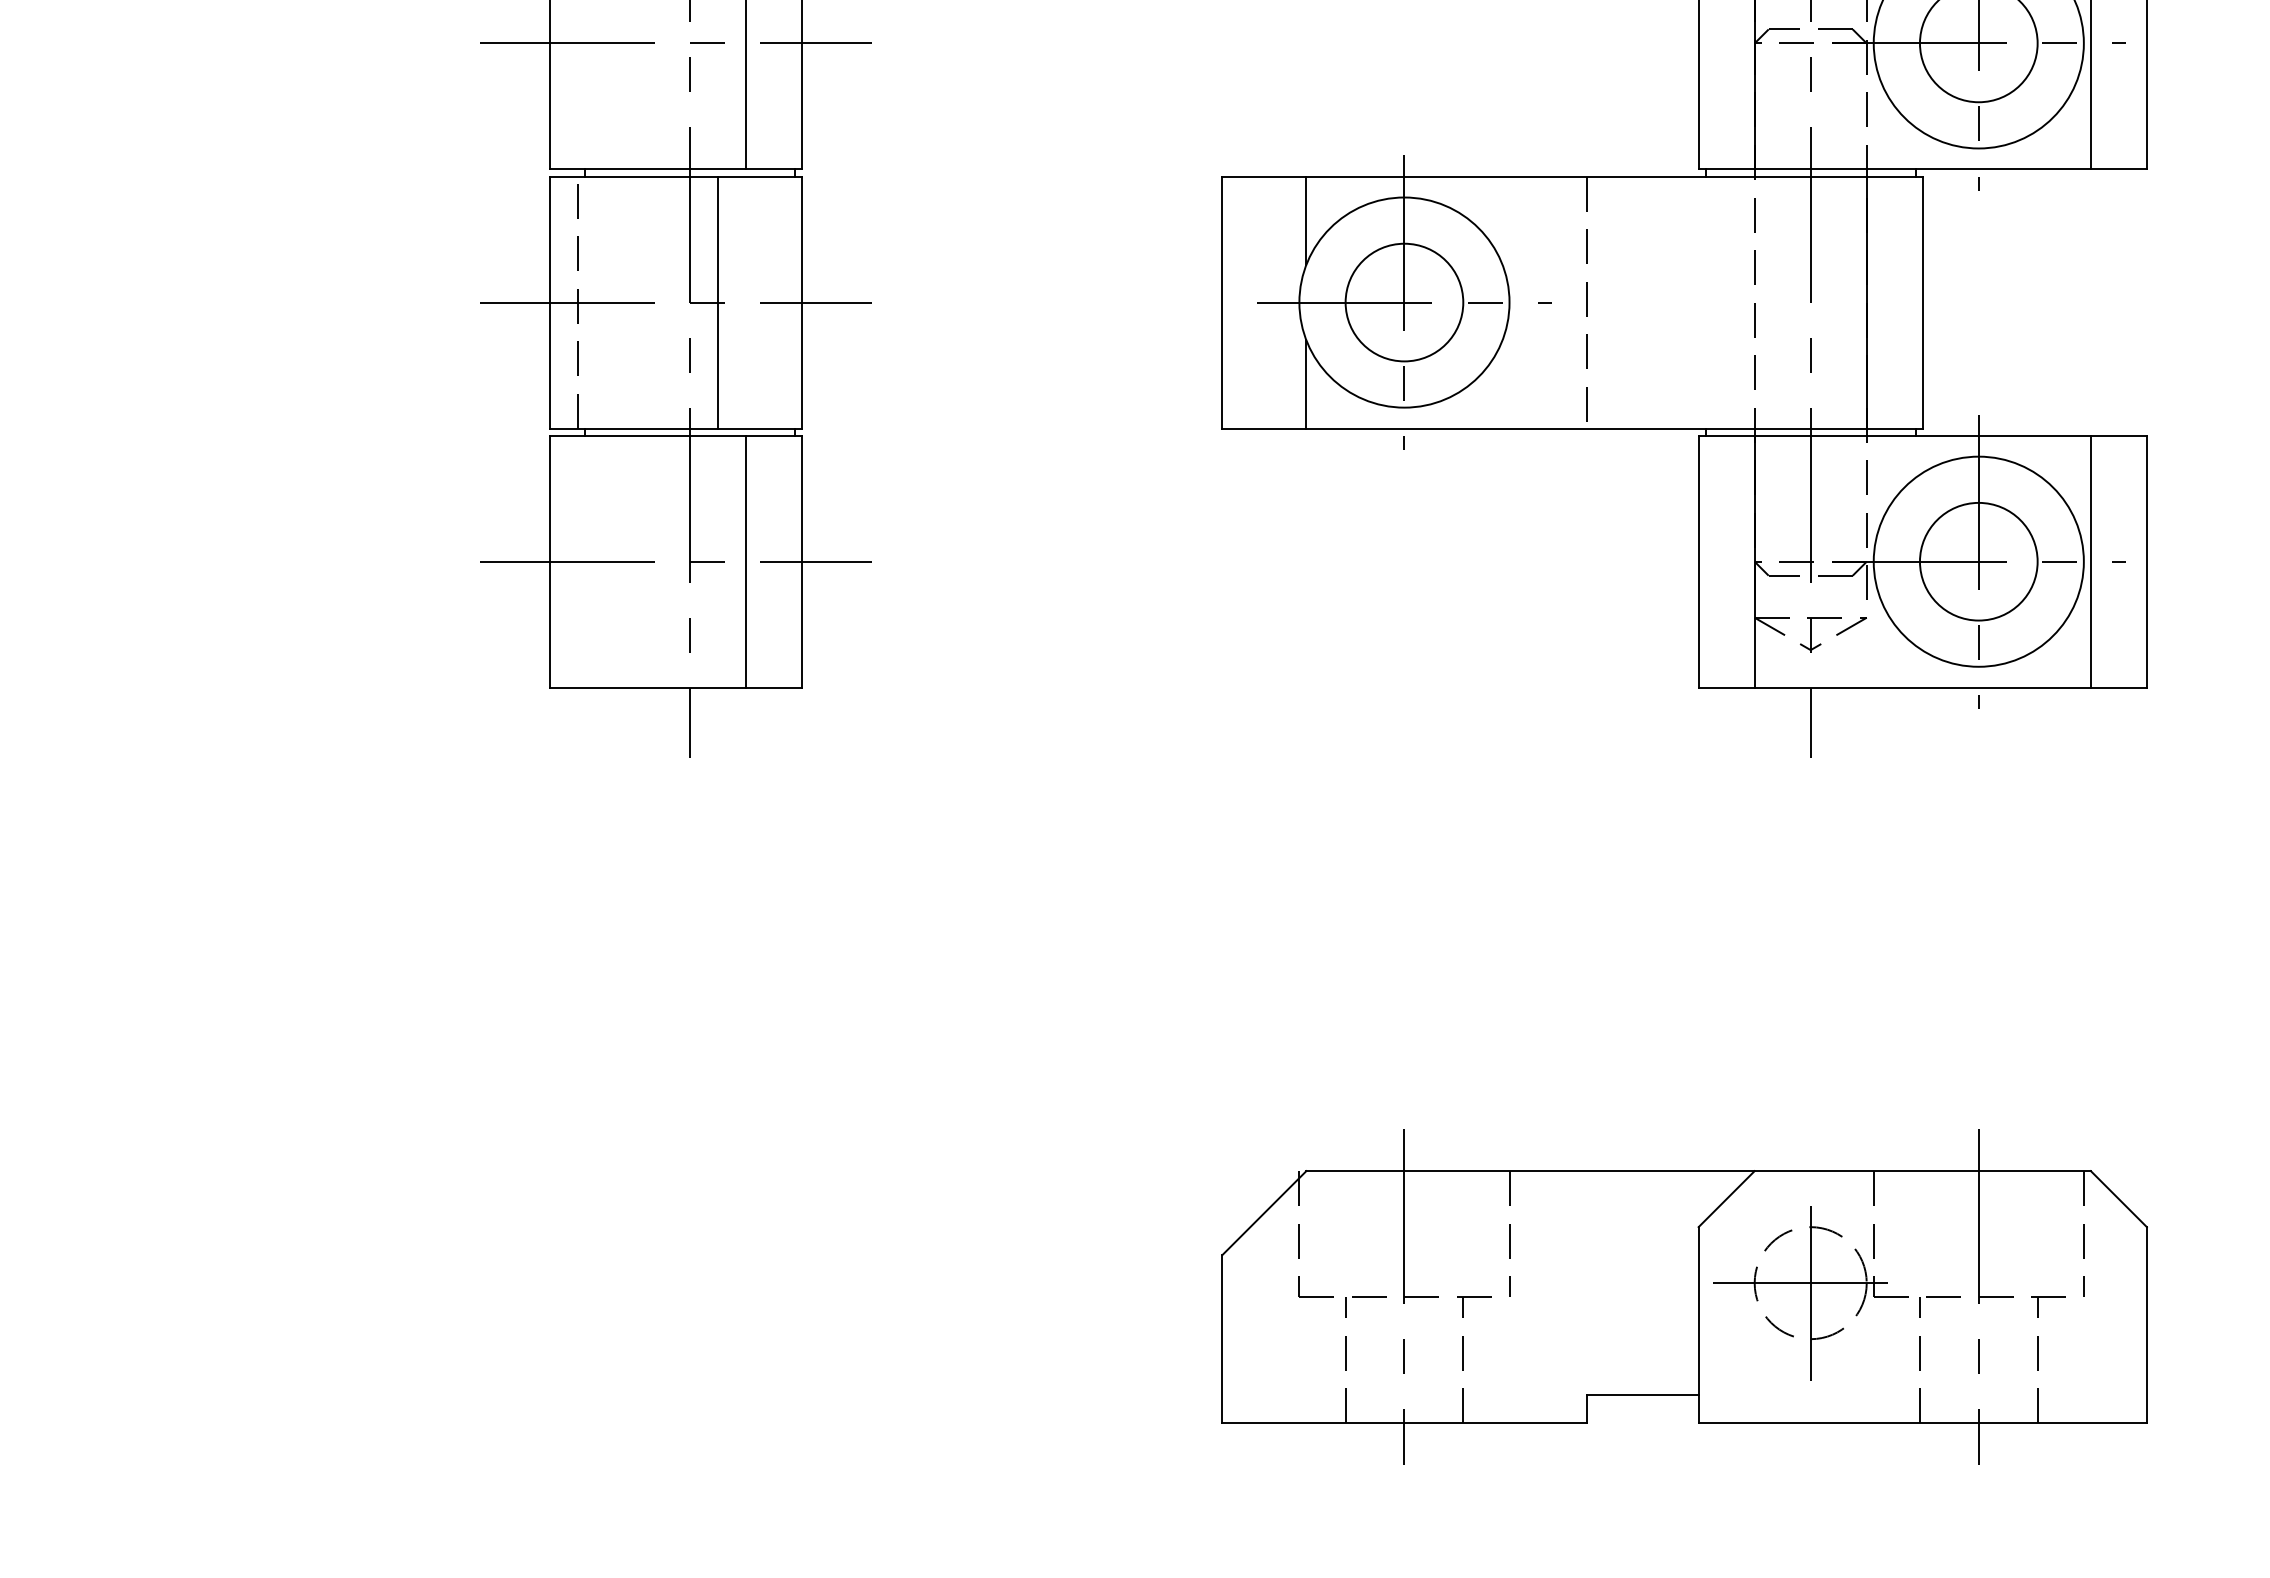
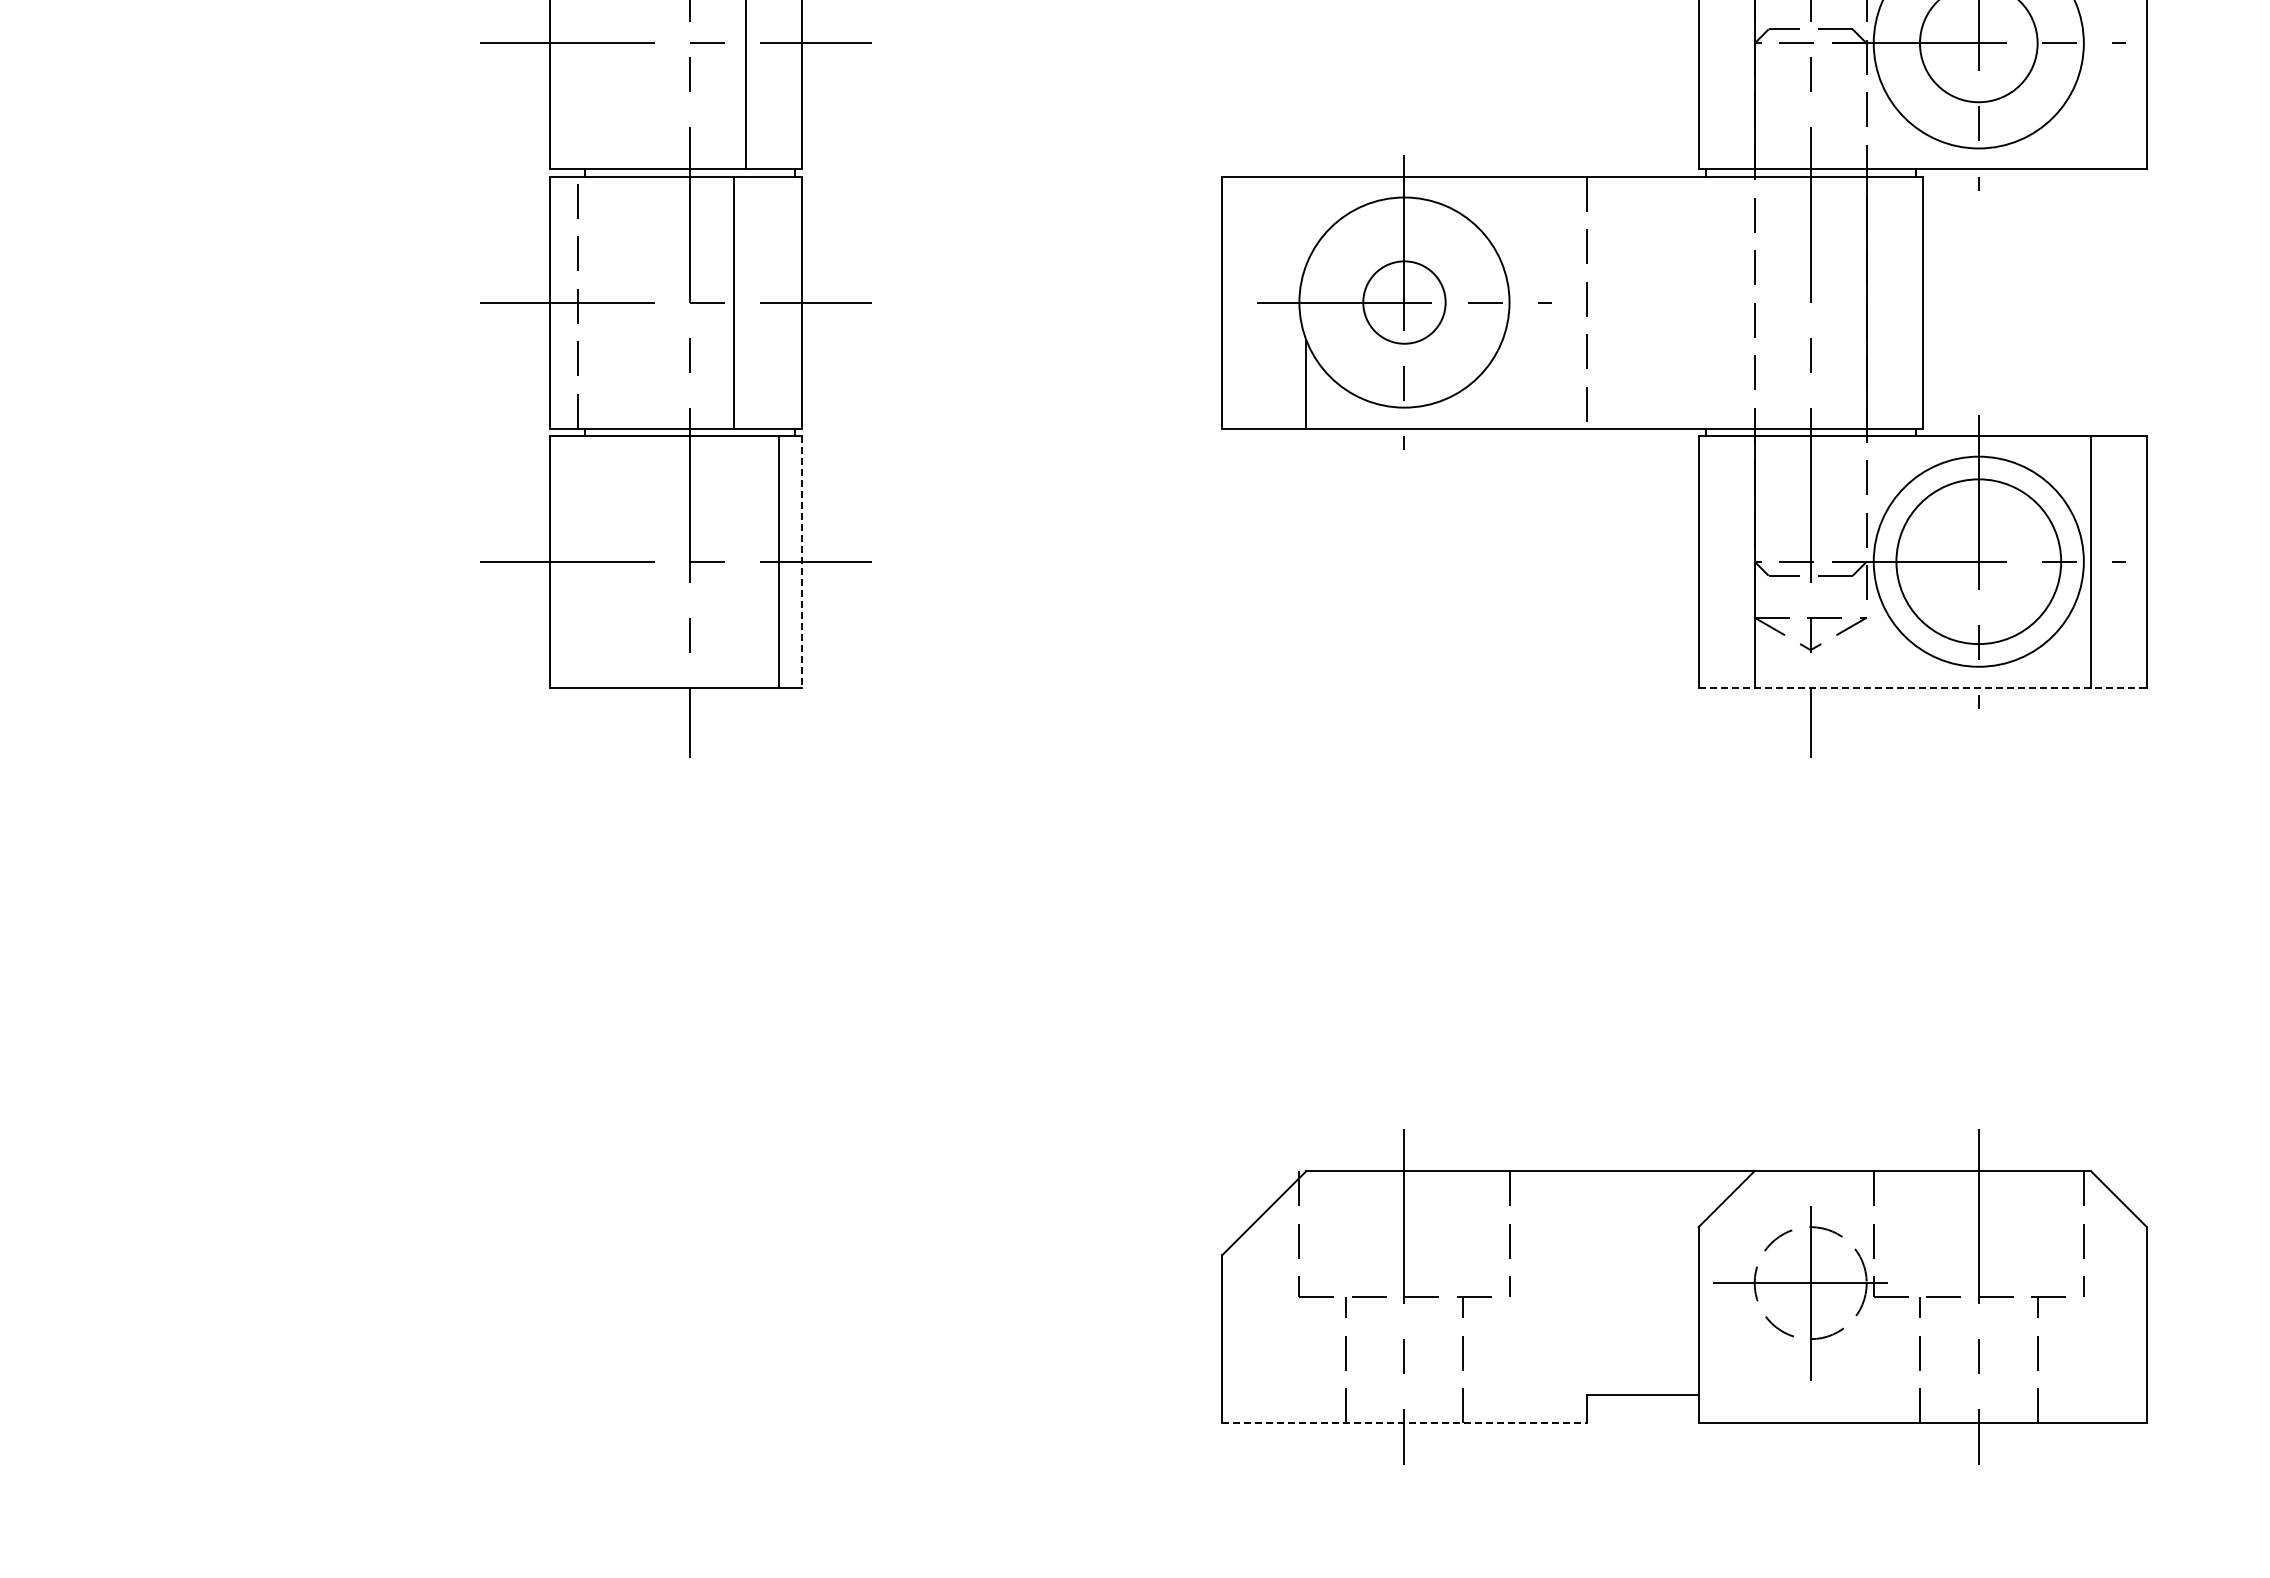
line: present -> none (2090, 85)
line: present -> none (1306, 220)
line position: (718, 302) -> (734, 302) (734, 302)
circle diameter: 118 px -> 82 px (1404, 302)
line position: (746, 561) -> (779, 561) (779, 561)
circle diameter: 118 px -> 165 px (1978, 561)
line: solid -> dashed (802, 562)
line: solid -> dashed (1923, 687)
line: solid -> dashed (1404, 1423)
